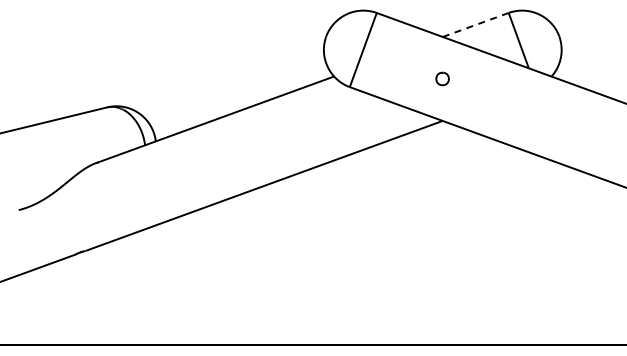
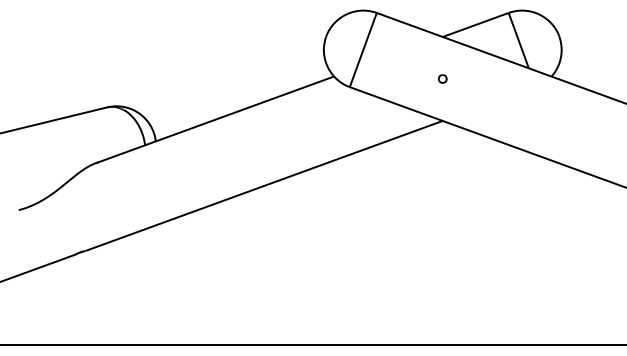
line: dashed -> solid (475, 25)
part size: 15x16 px -> 10x10 px (442, 78)
